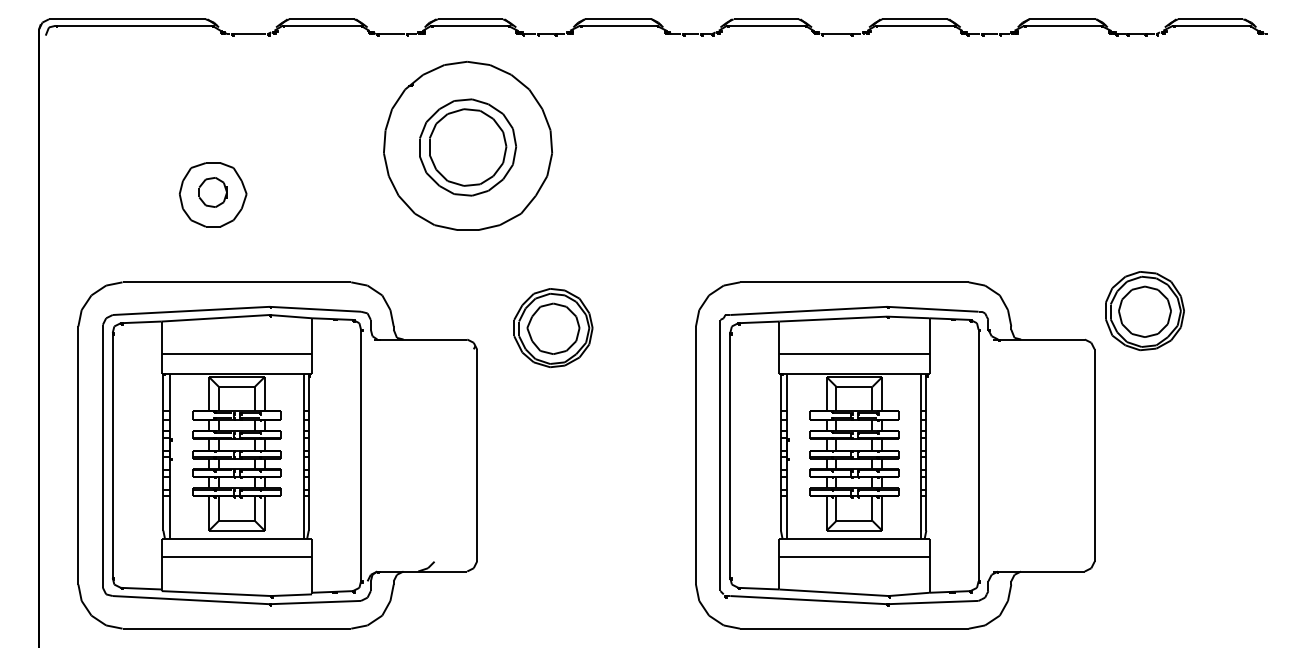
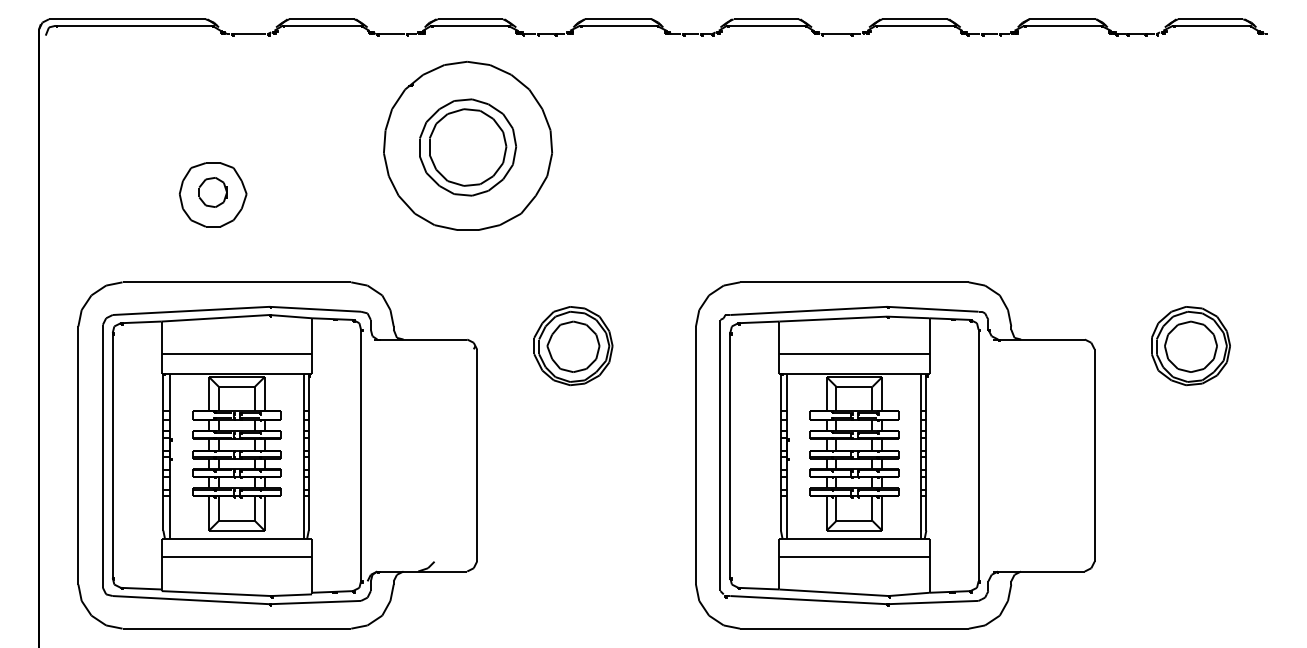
part position: (1144, 311) -> (1190, 346) (1190, 346)
part position: (553, 328) -> (573, 346) (573, 346)
